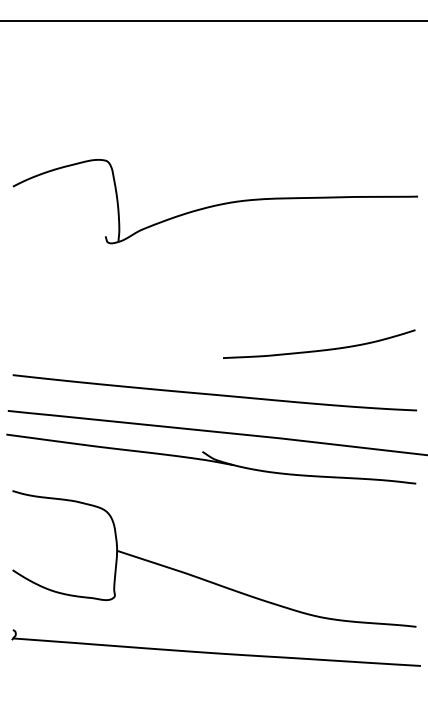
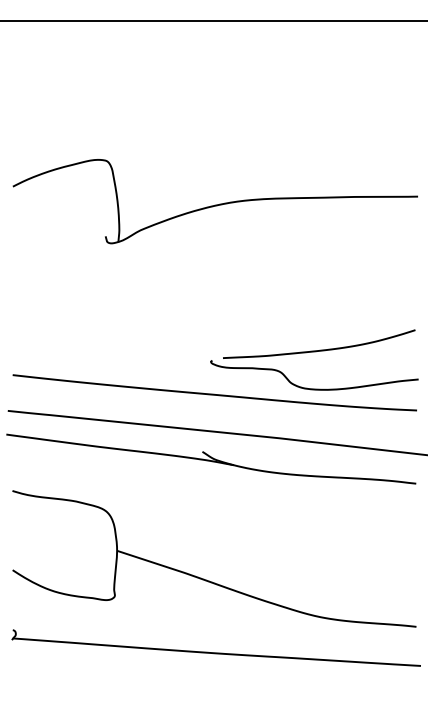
curve: none -> present (314, 388)
